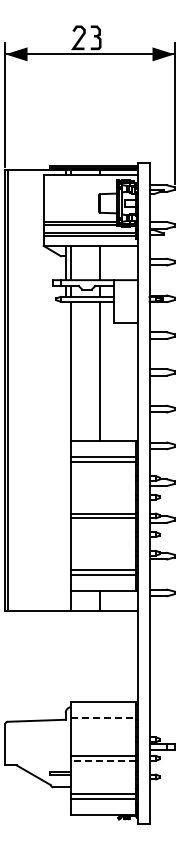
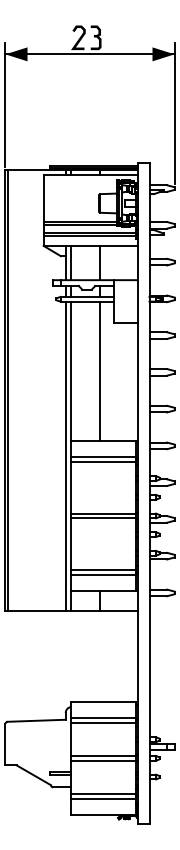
line: none -> present (65, 456)
line: dashed -> solid (103, 717)
line: none -> present (102, 722)
line: dashed -> solid (103, 760)
